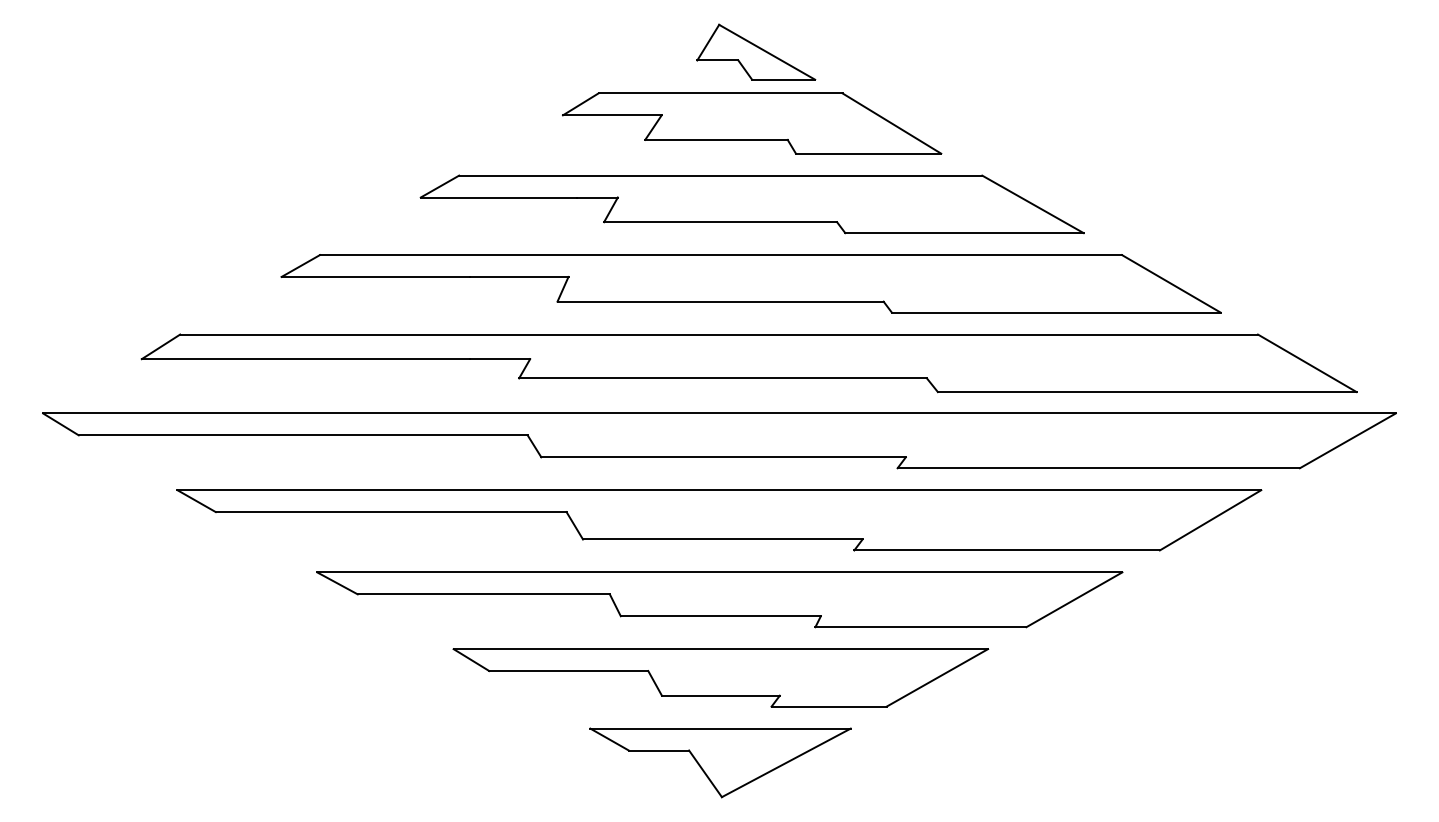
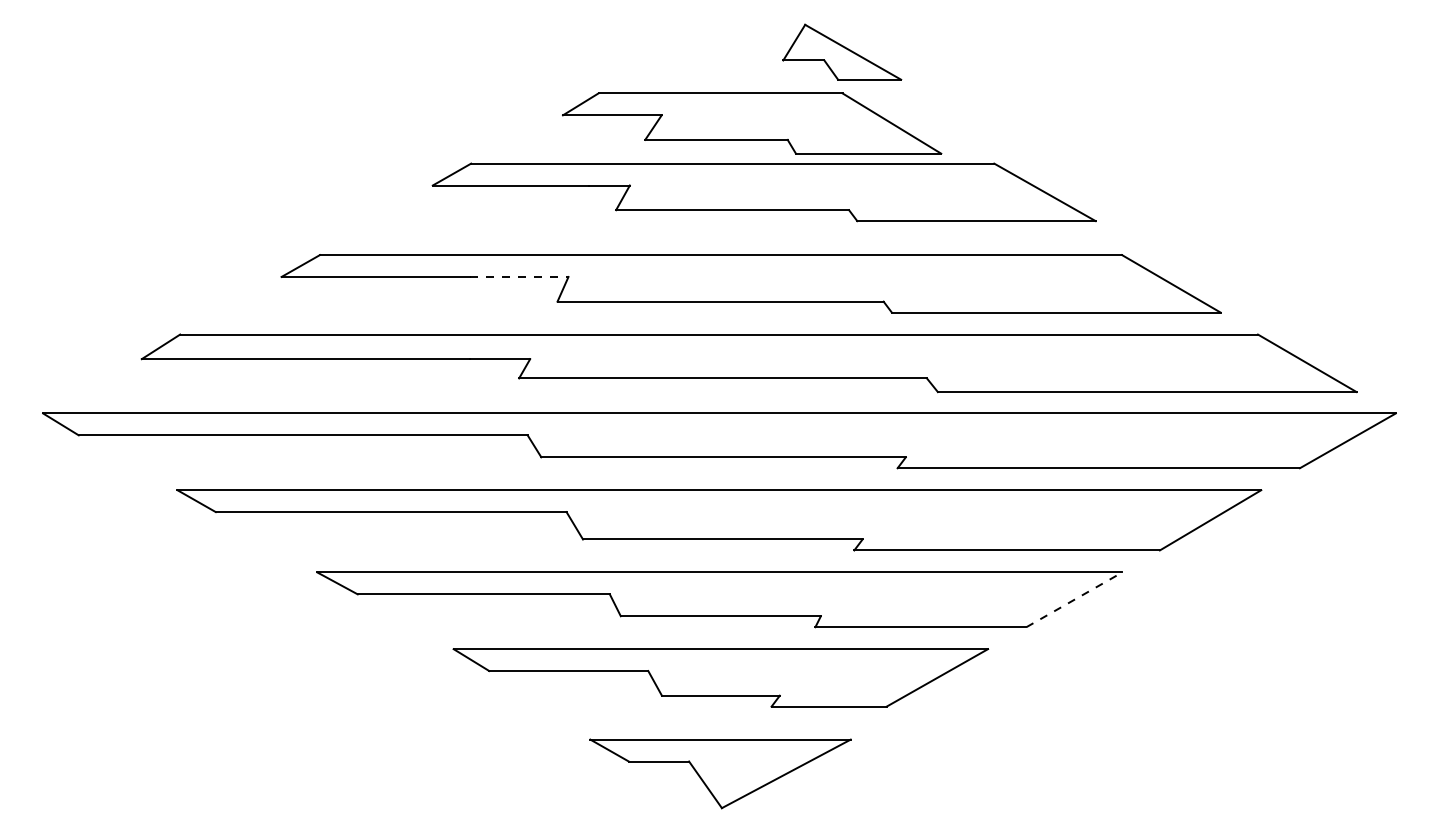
part position: (756, 51) -> (842, 51) (842, 51)
part position: (751, 204) -> (763, 192) (763, 192)
line: solid -> dashed (519, 276)
line: solid -> dashed (1074, 599)
part position: (720, 762) -> (720, 773) (720, 773)
